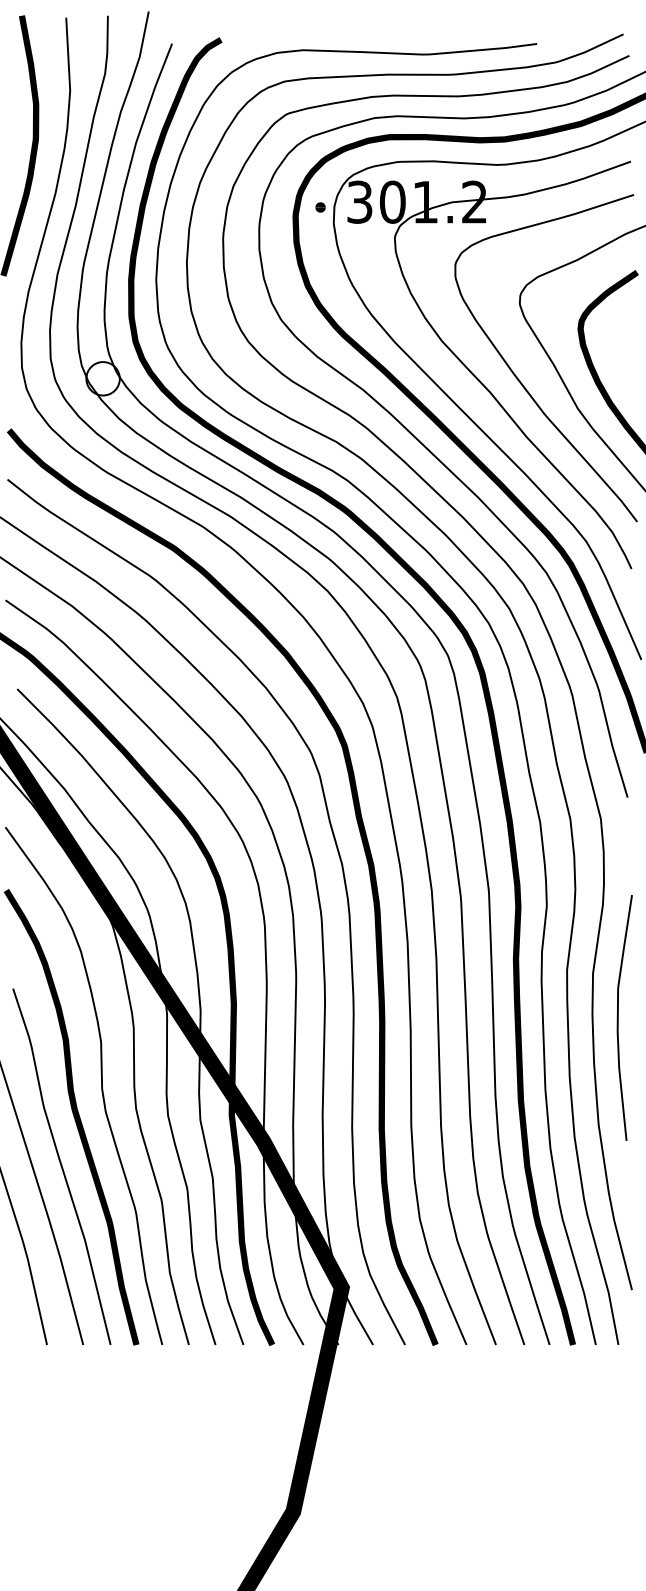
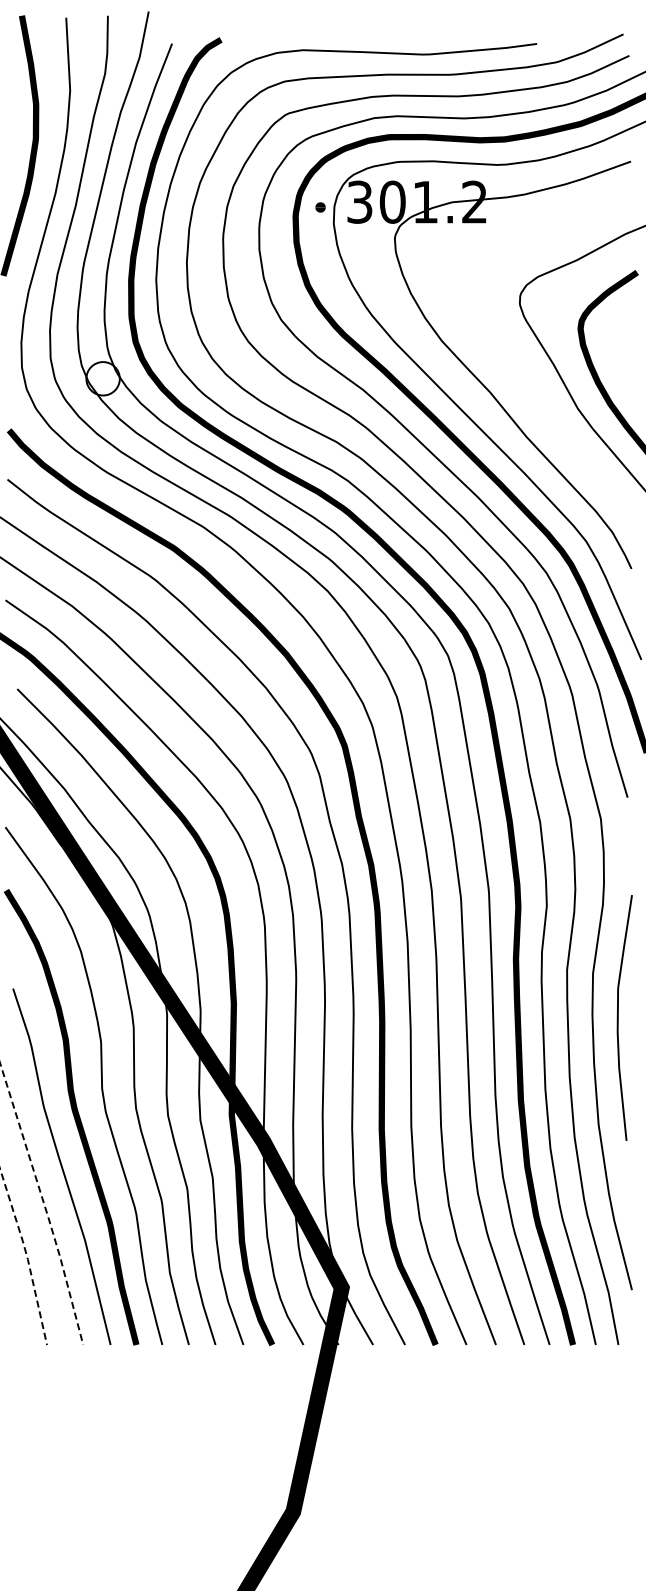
curve: present -> none (517, 376)
line: solid -> dashed (44, 1205)
line: solid -> dashed (26, 1255)
